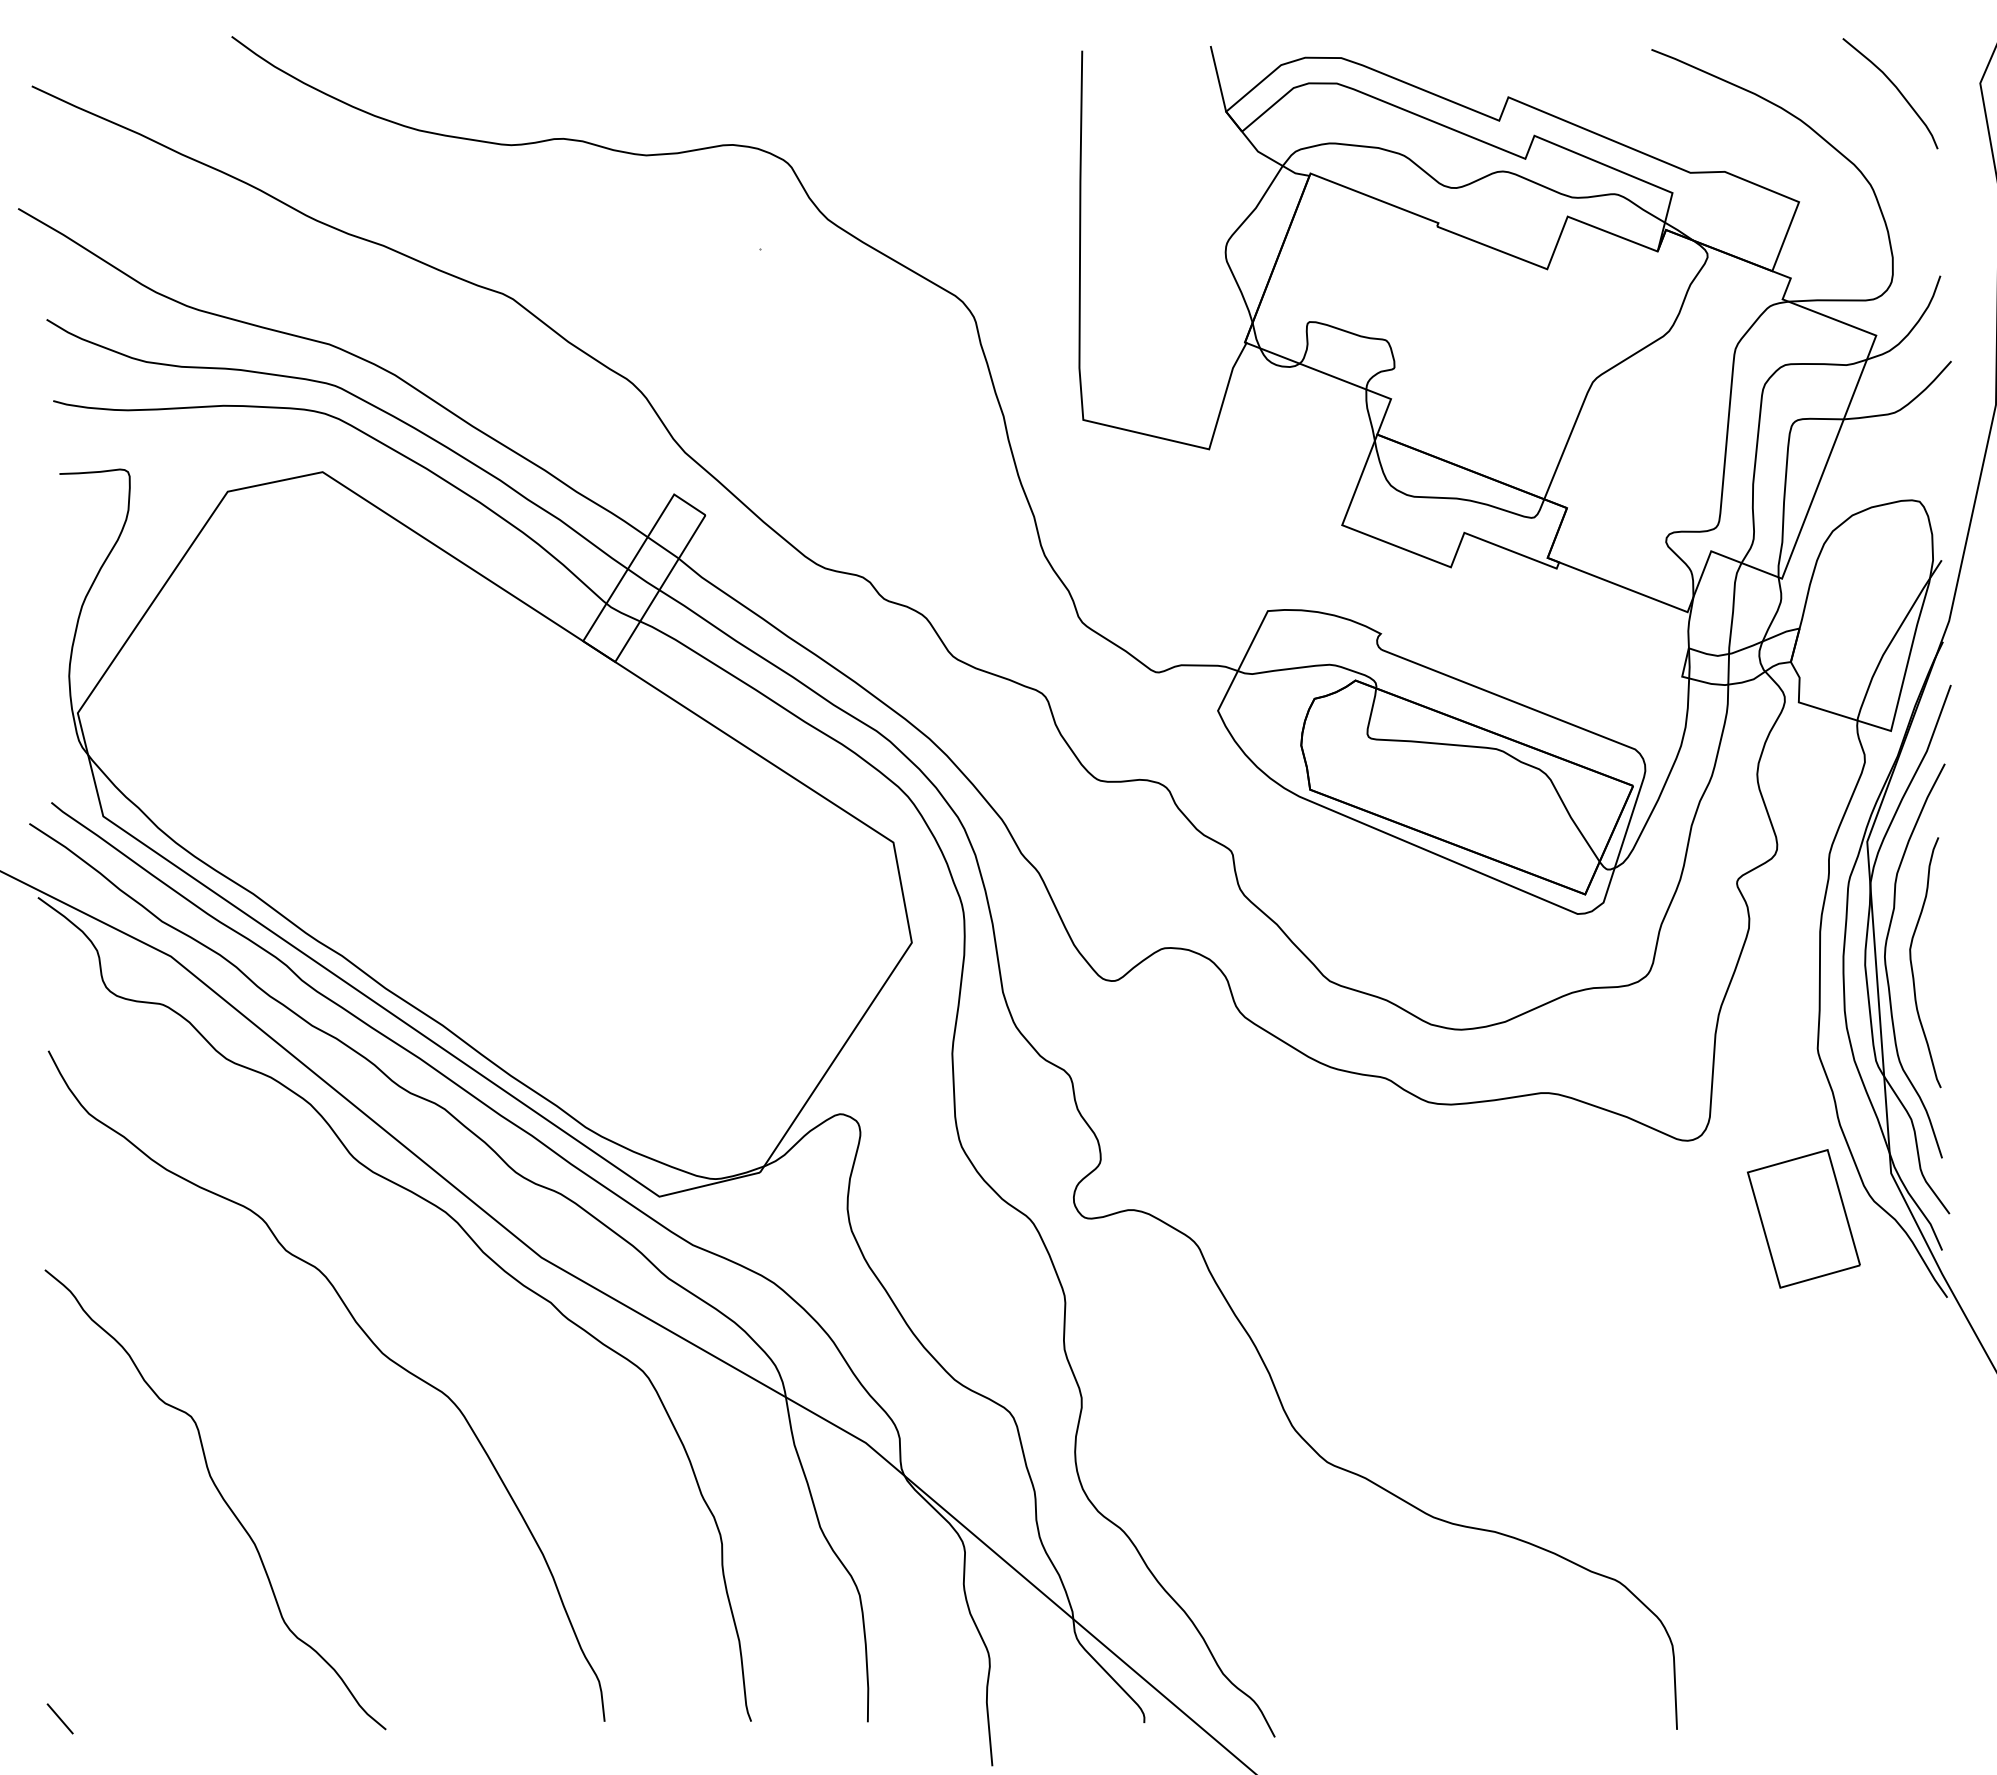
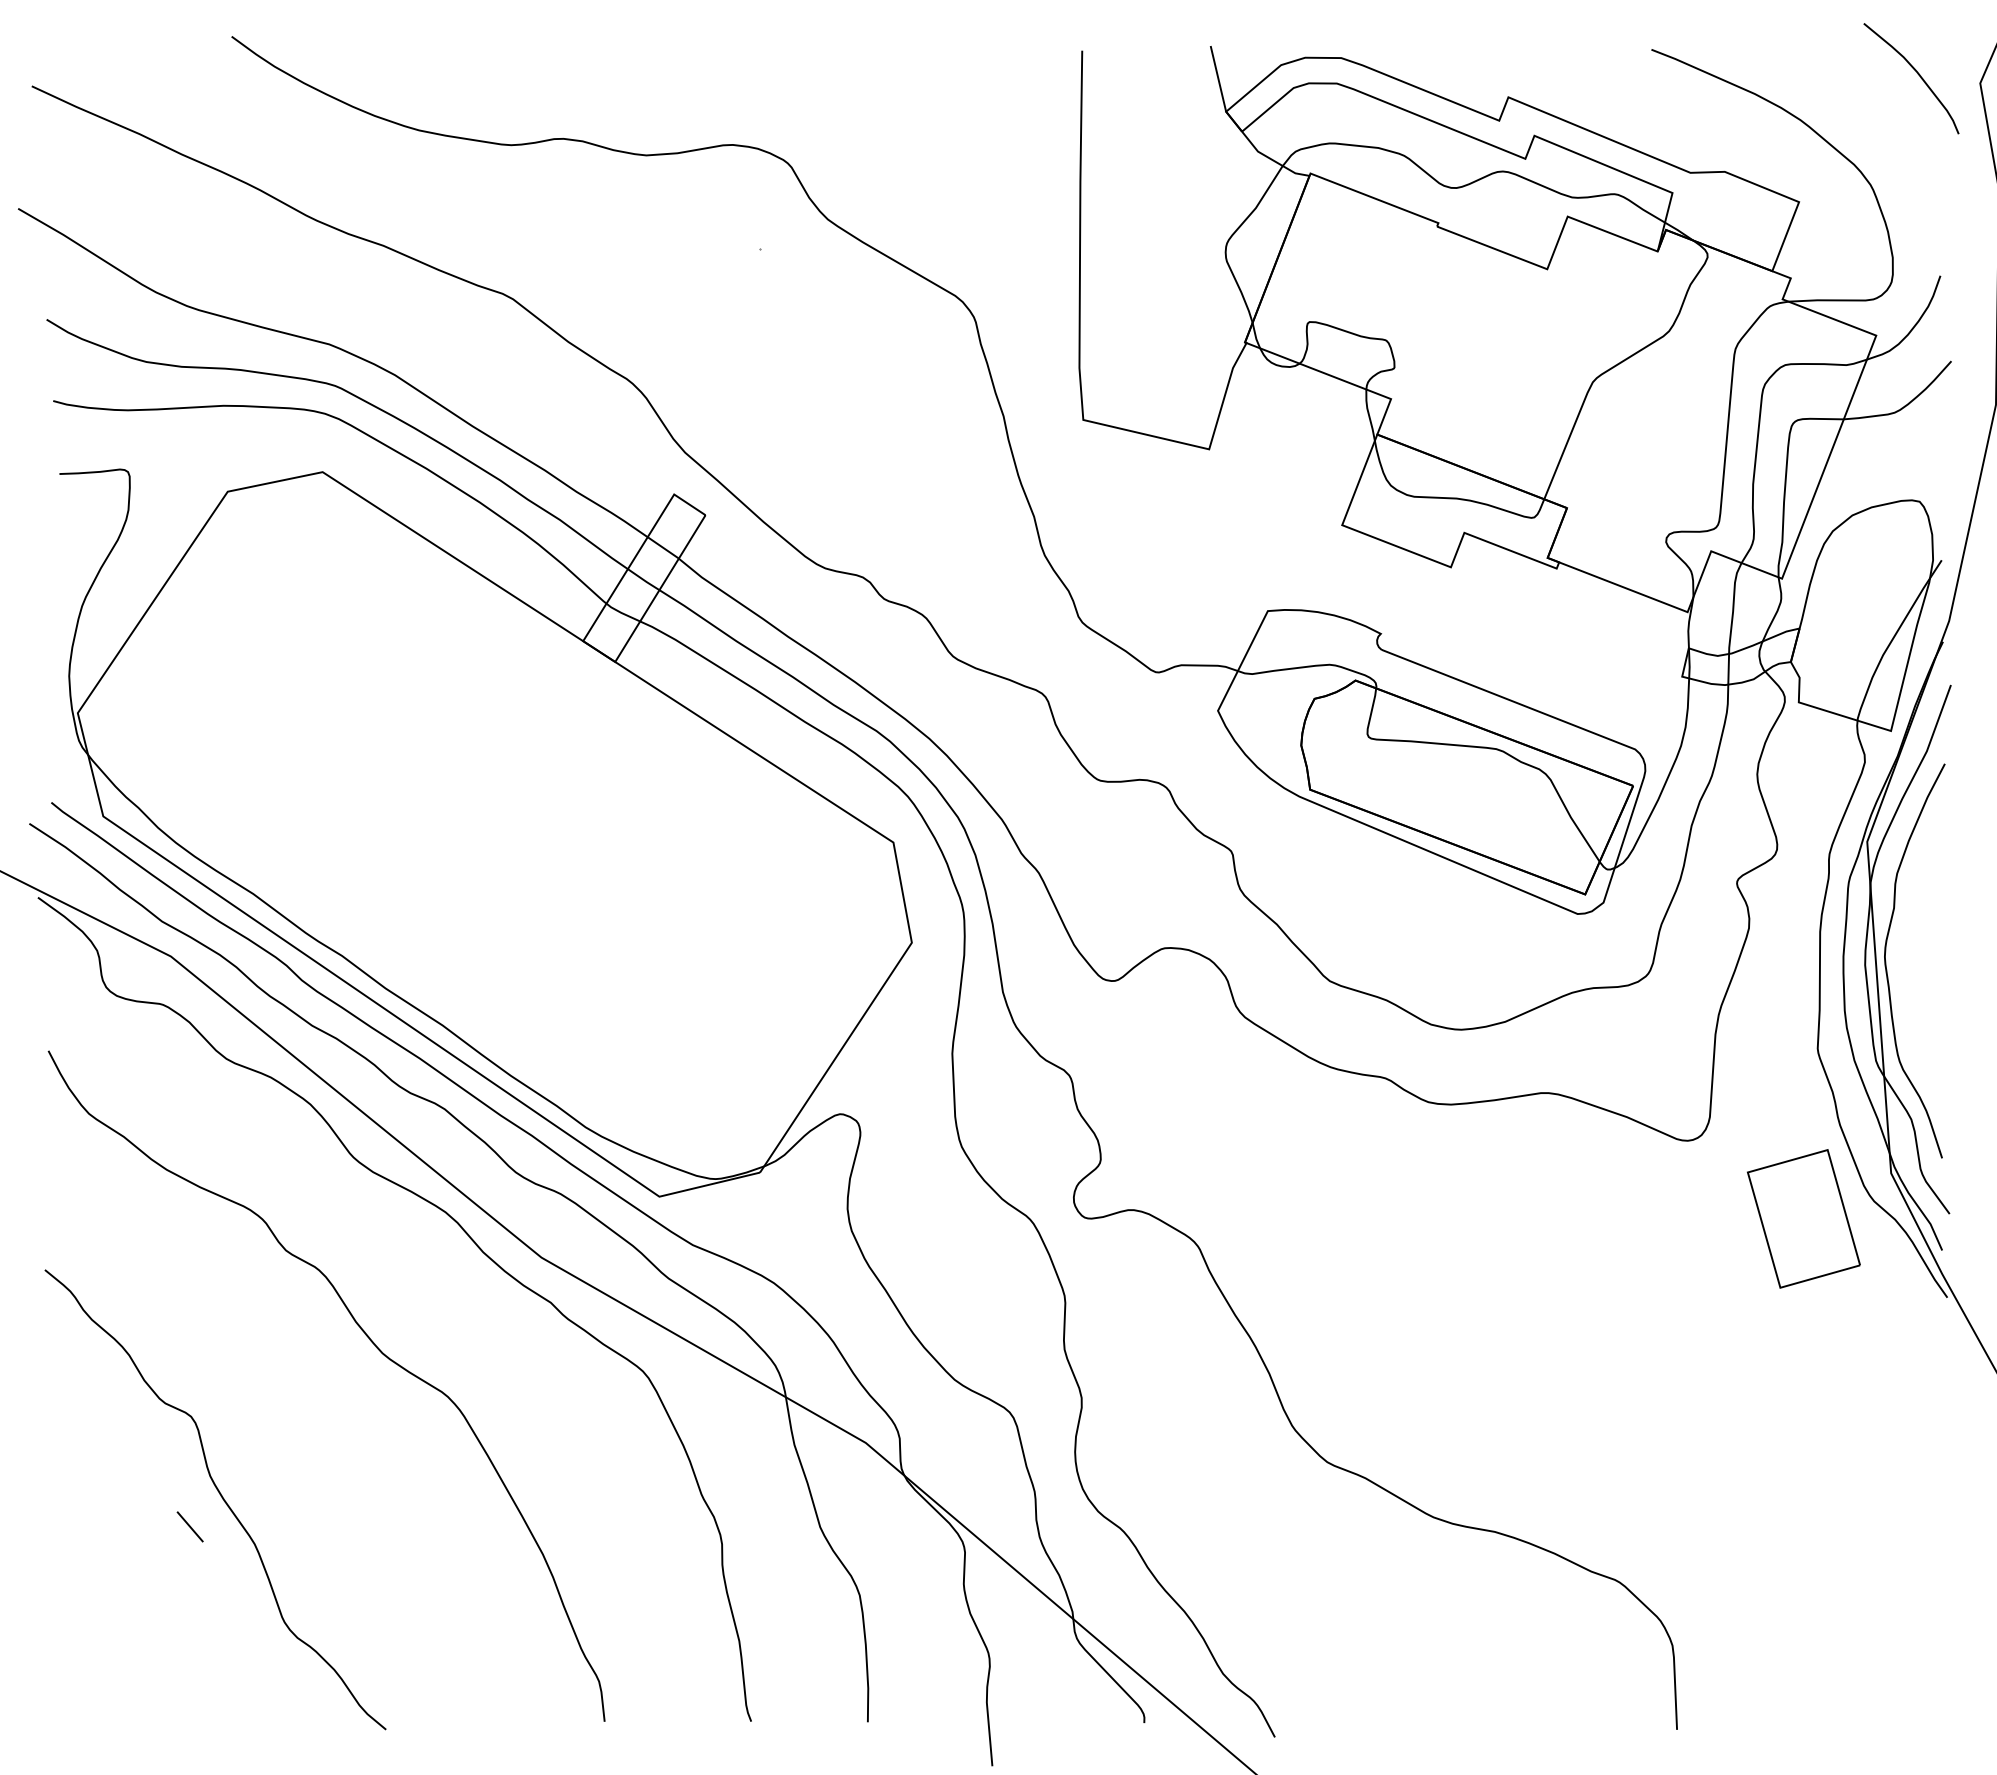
curve position: (1896, 89) -> (1917, 74) (1917, 74)
curve: present -> none (1912, 963)
line position: (59, 1718) -> (189, 1526) (189, 1526)
